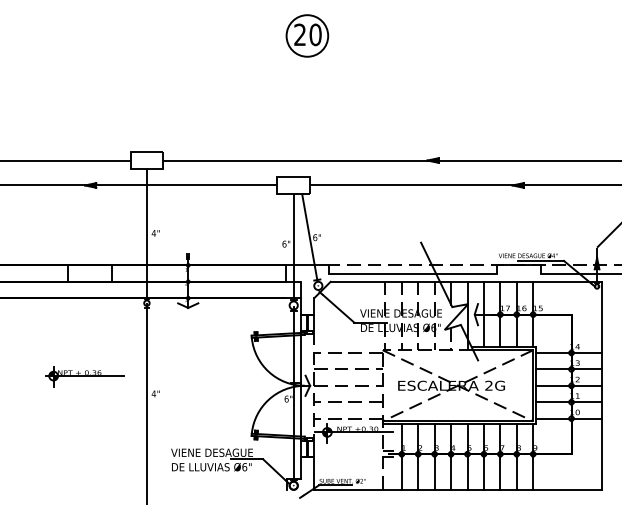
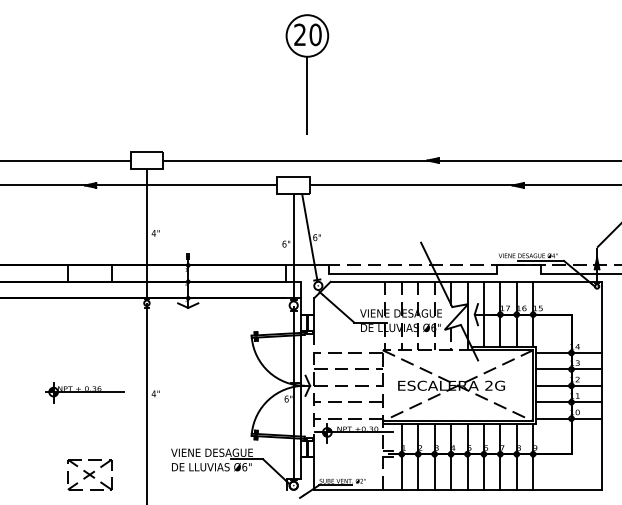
line: none -> present (307, 95)
part position: (84, 376) -> (84, 392) (84, 392)
part: none -> present (89, 474)
